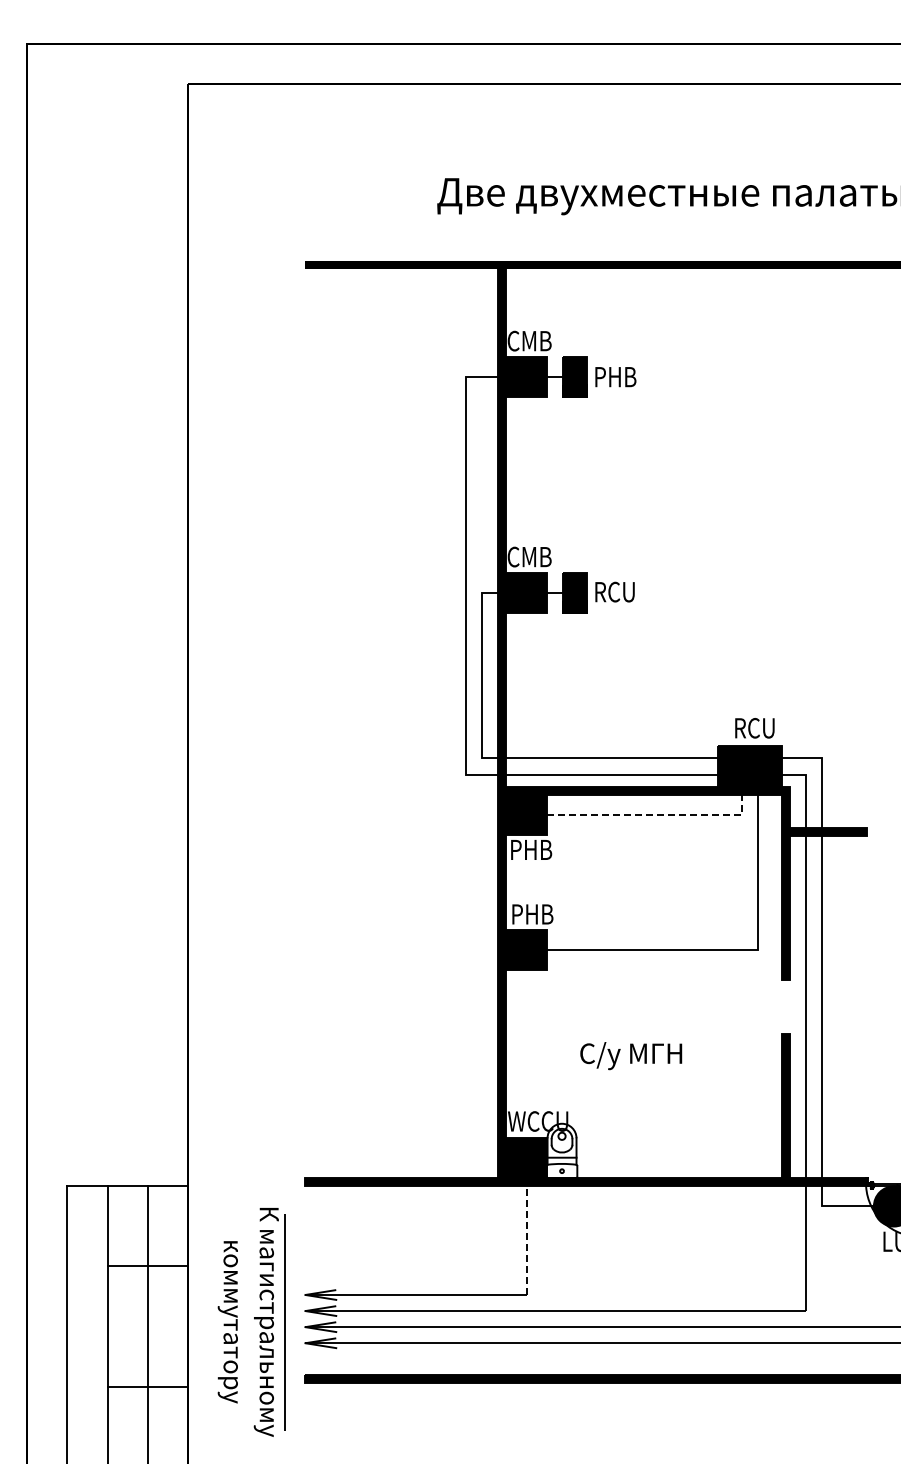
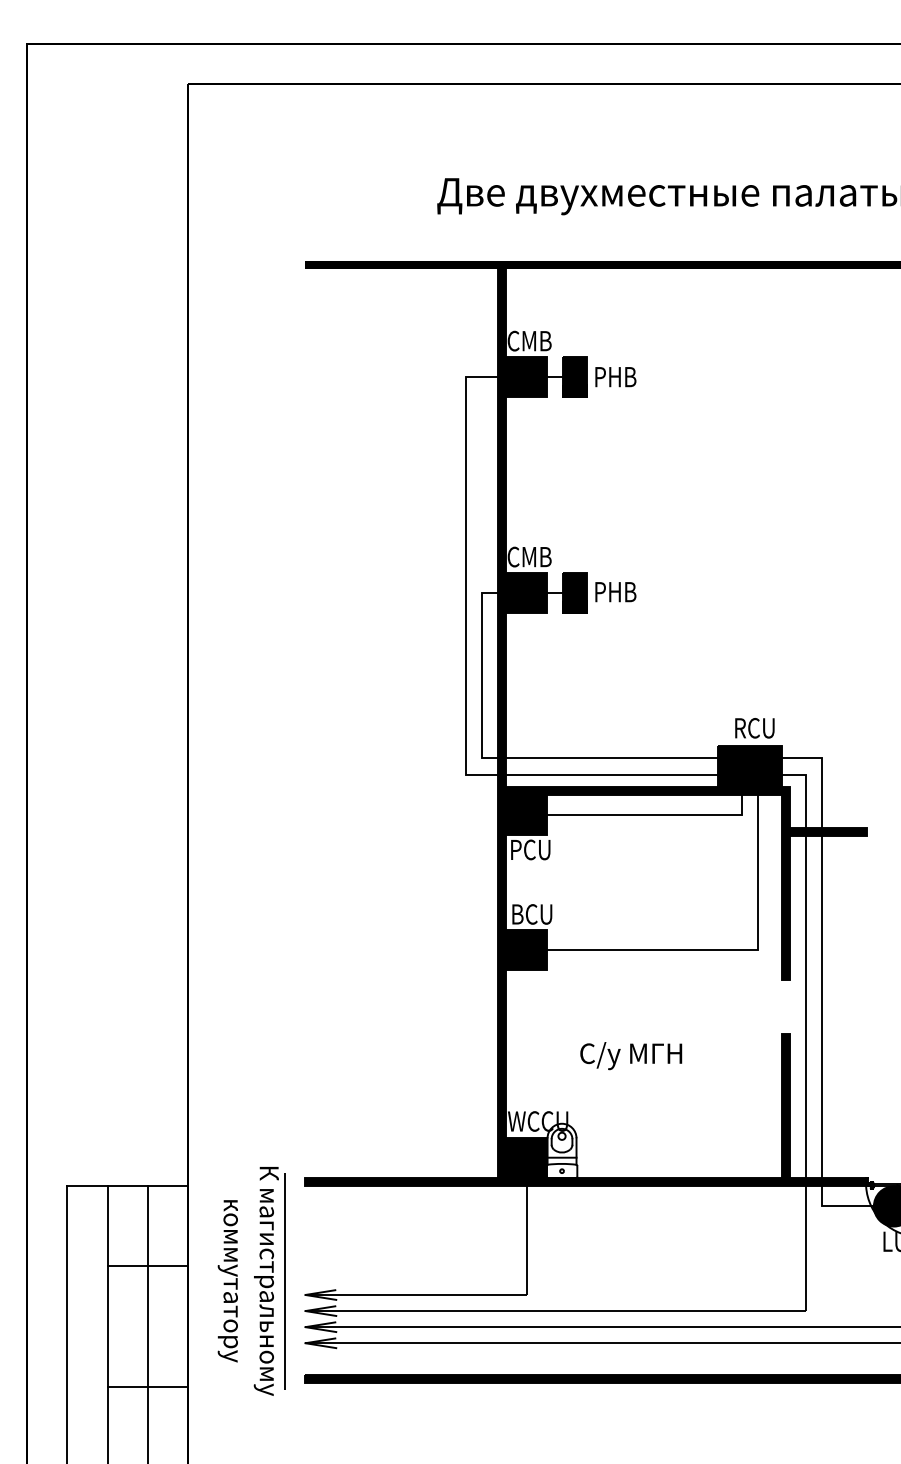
text: RCU -> РНВ (616, 591)
line: dashed -> solid (659, 814)
text: РНВ -> PCU (538, 849)
text: РНВ -> BCU (533, 914)
line: dashed -> solid (526, 1237)
part position: (251, 1322) -> (251, 1281) (251, 1281)
